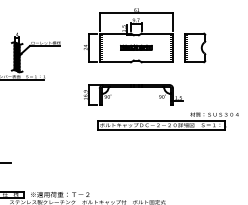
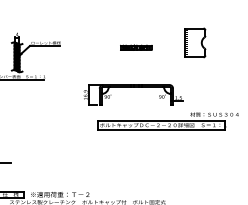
part: present -> none (128, 35)
part position: (195, 47) -> (195, 42) (195, 42)
